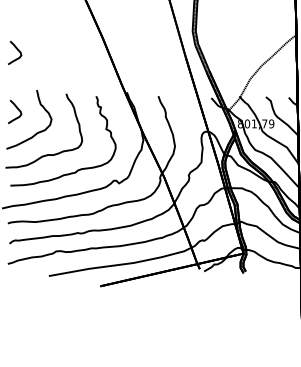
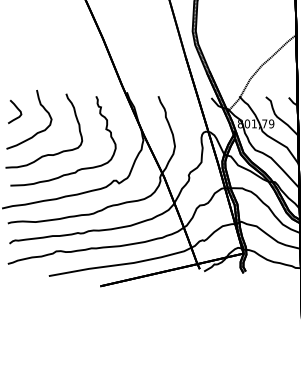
curve: present -> none (17, 50)
